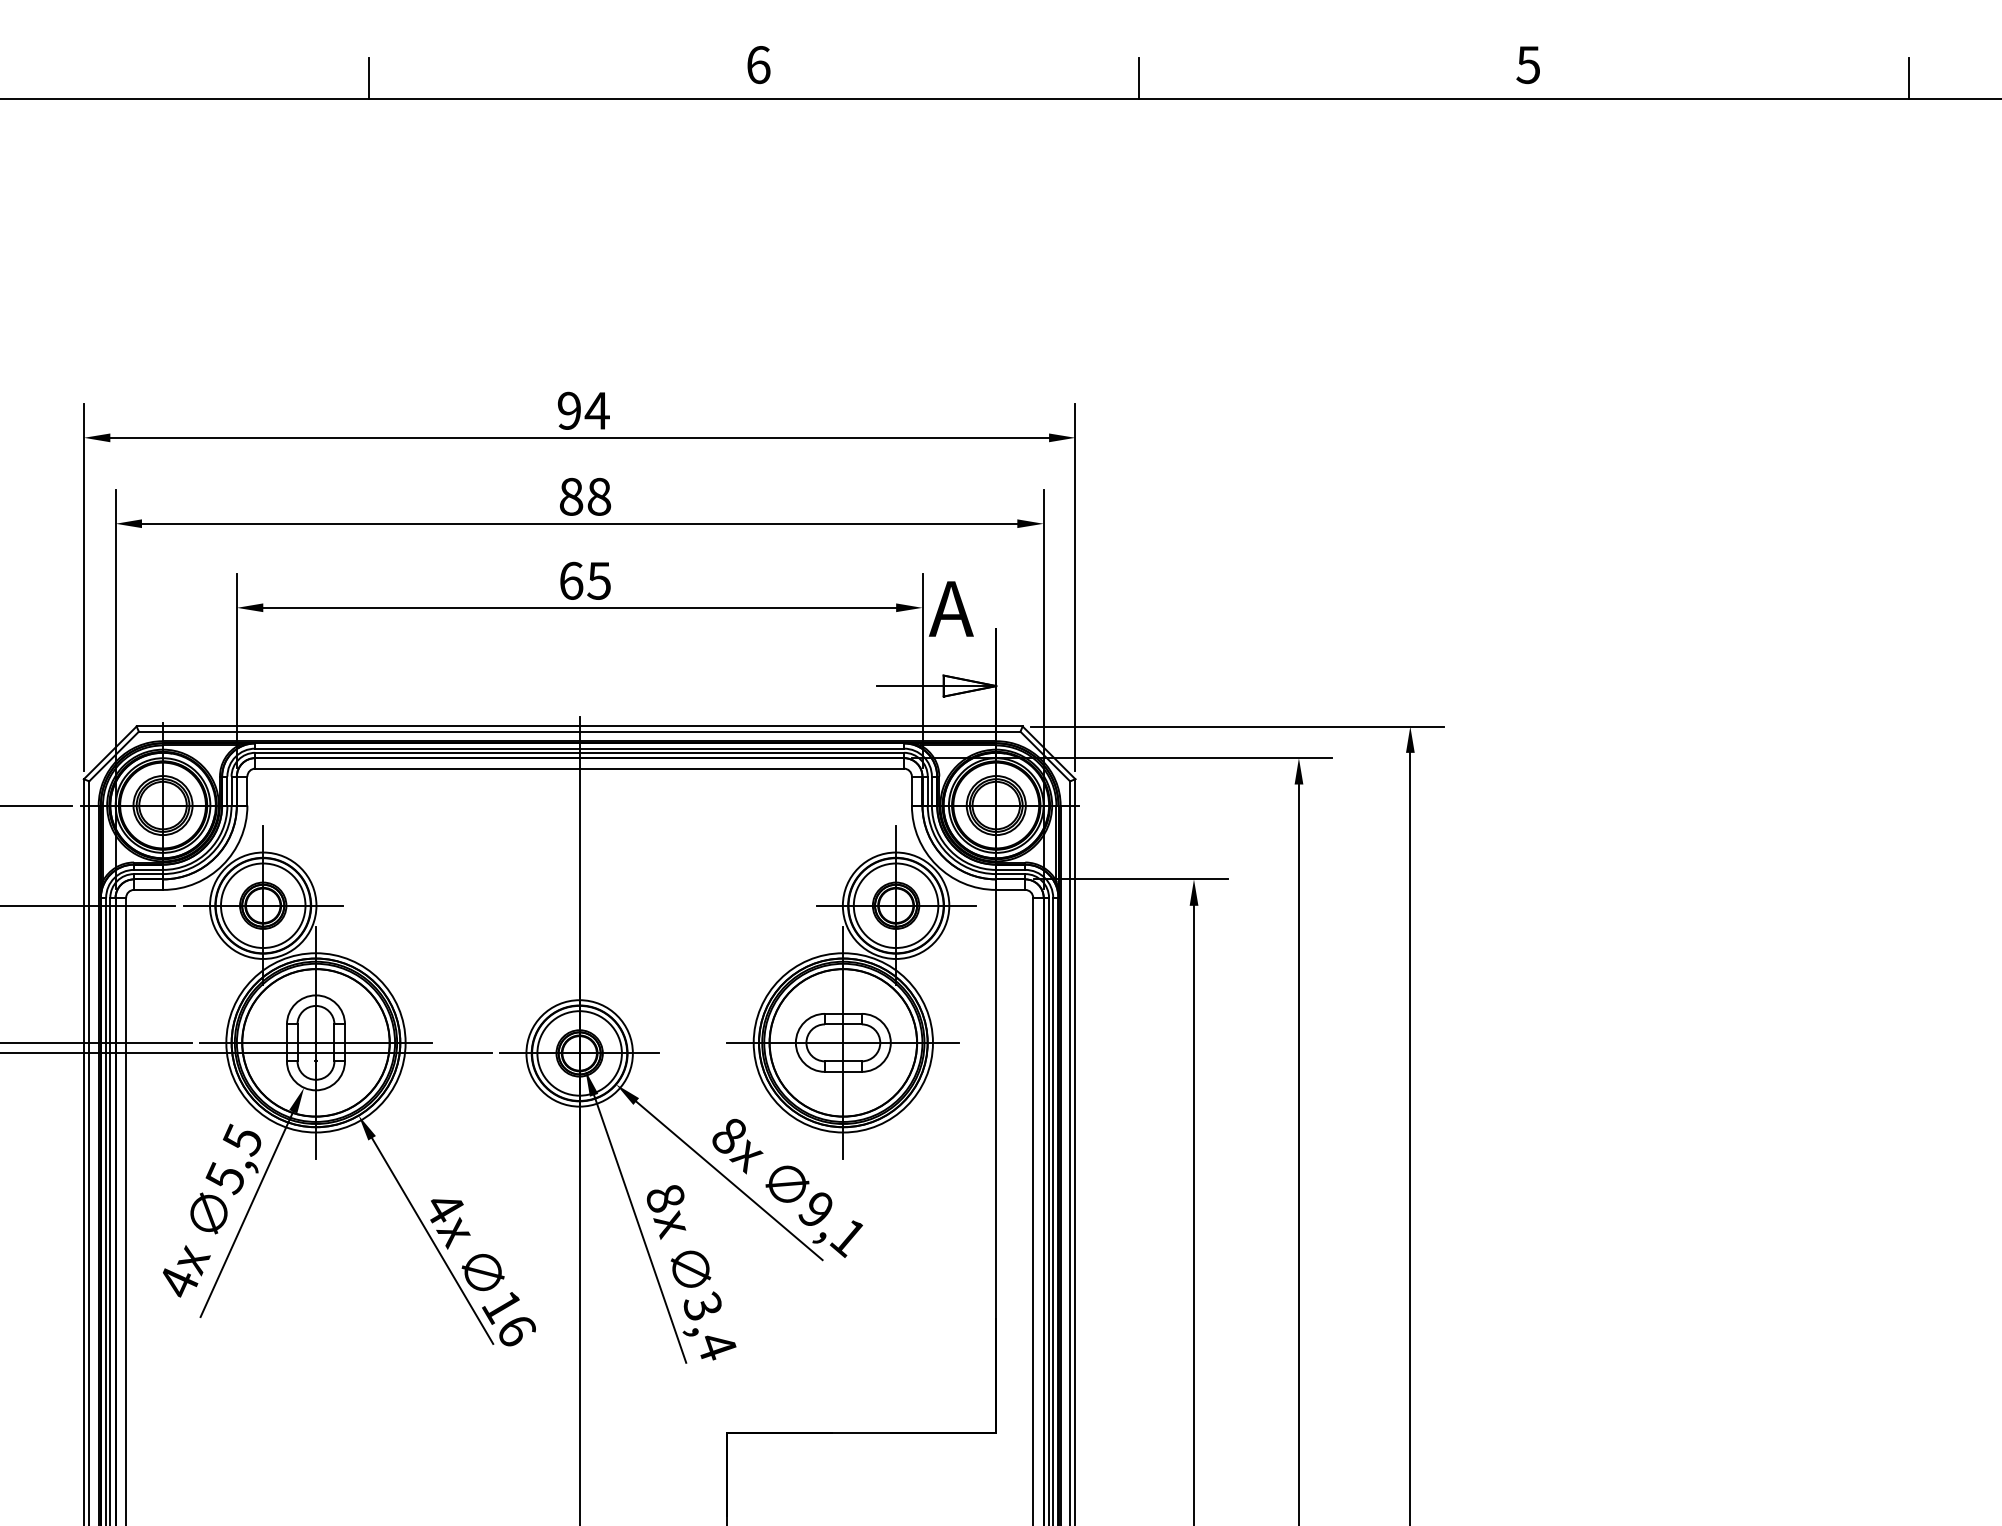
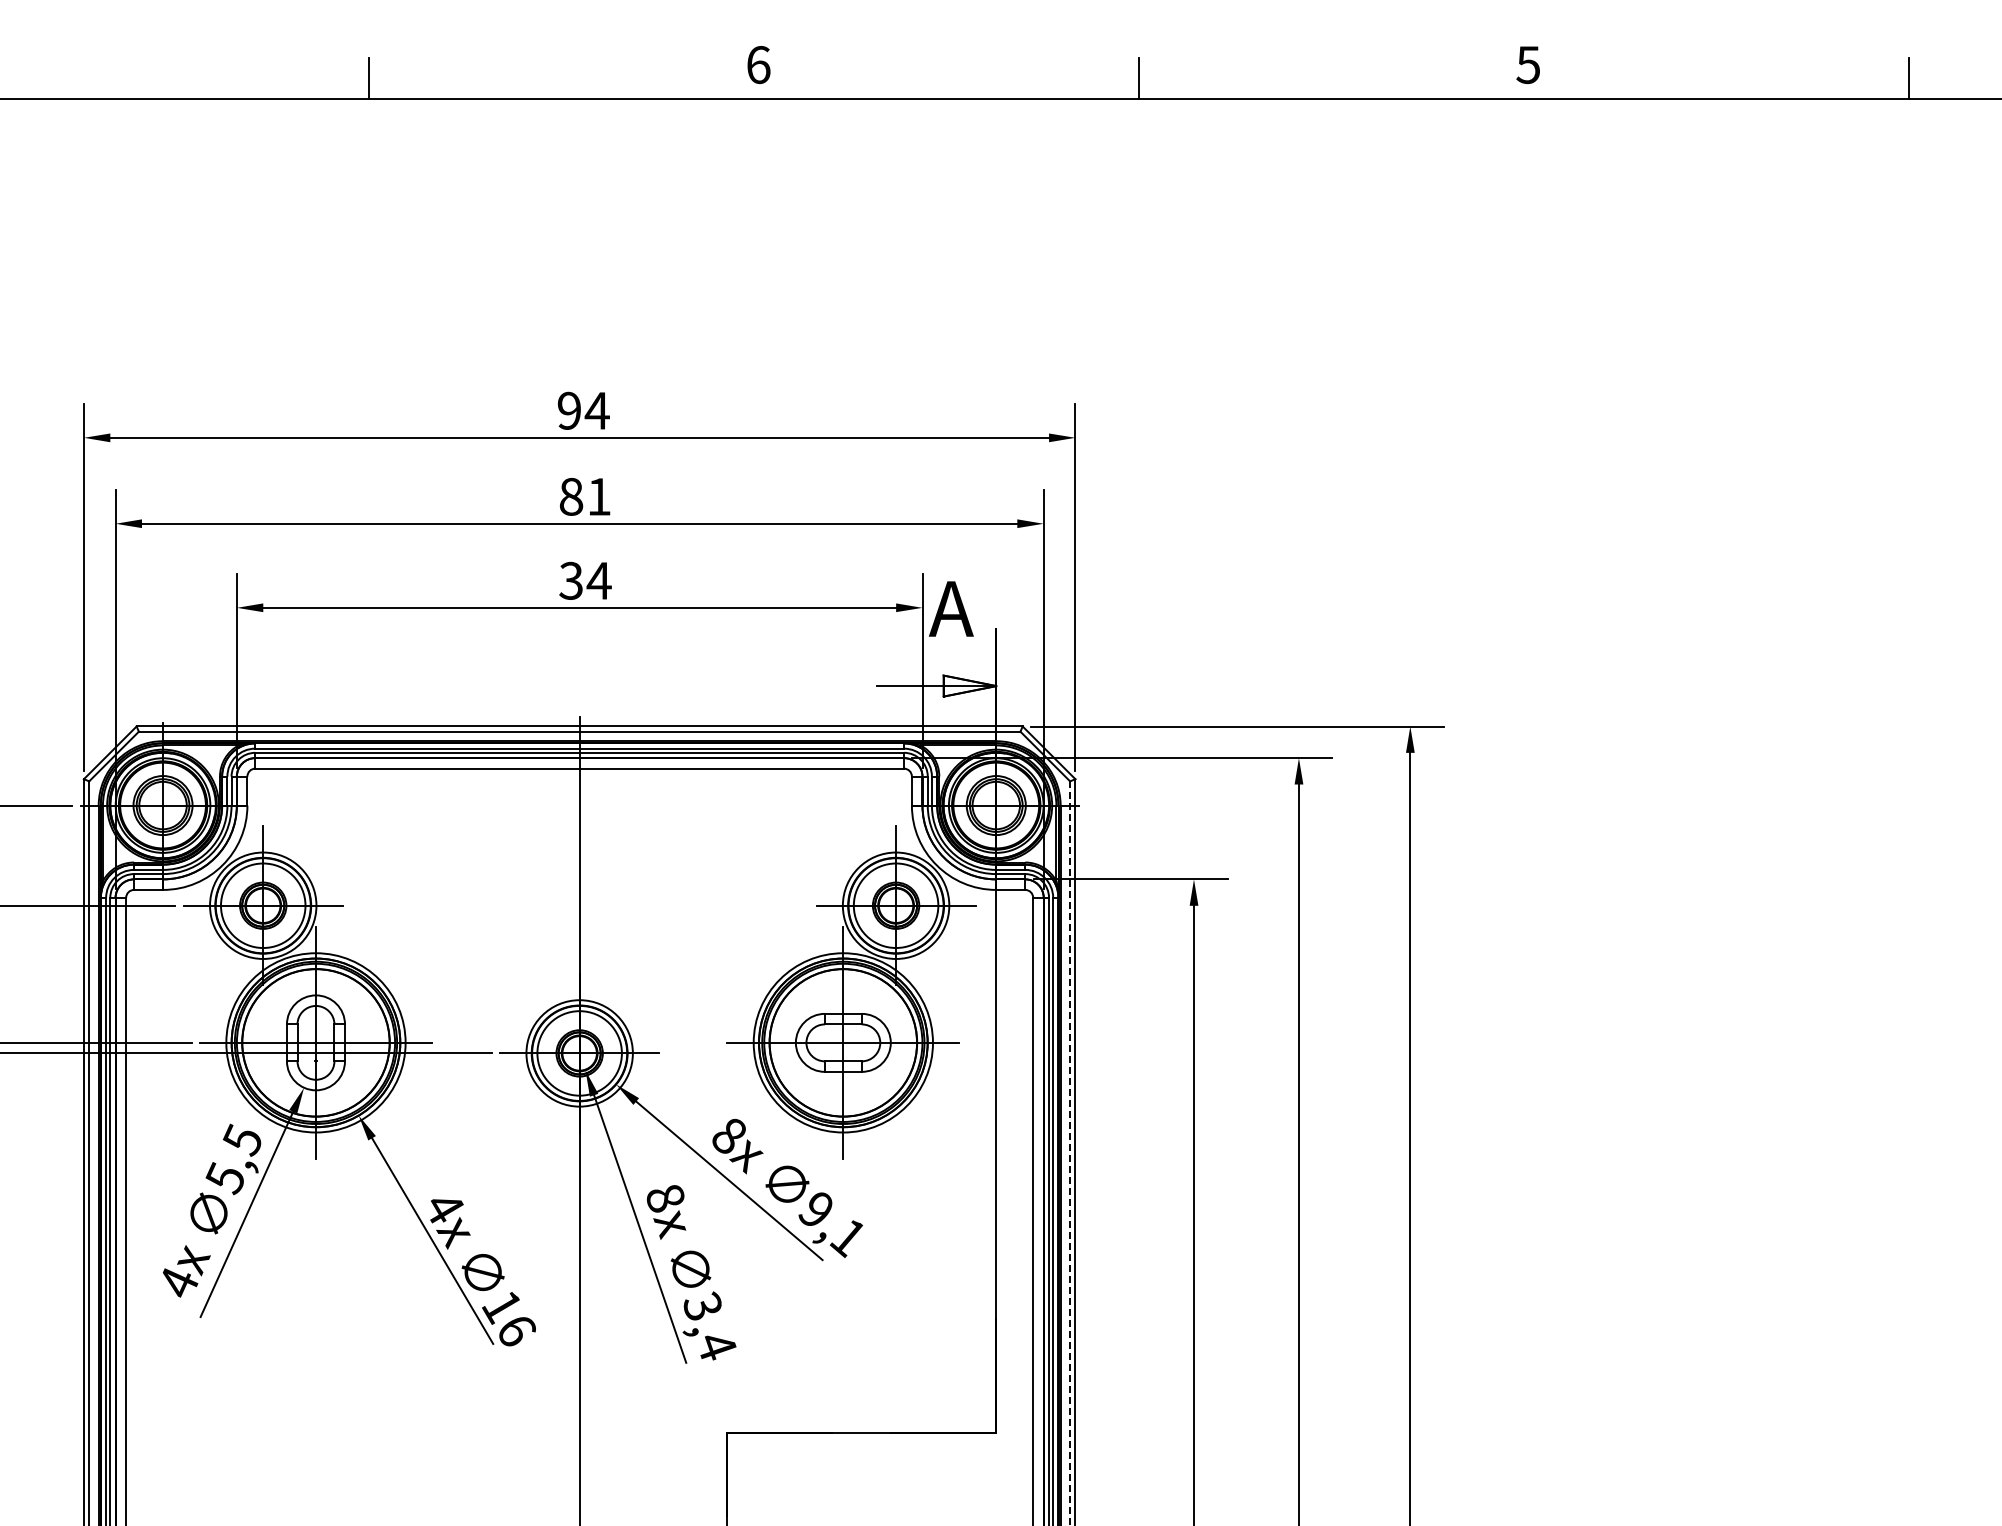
text: 88 -> 81 (599, 496)
text: 65 -> 34 (585, 580)
line: solid -> dashed (1070, 1153)
